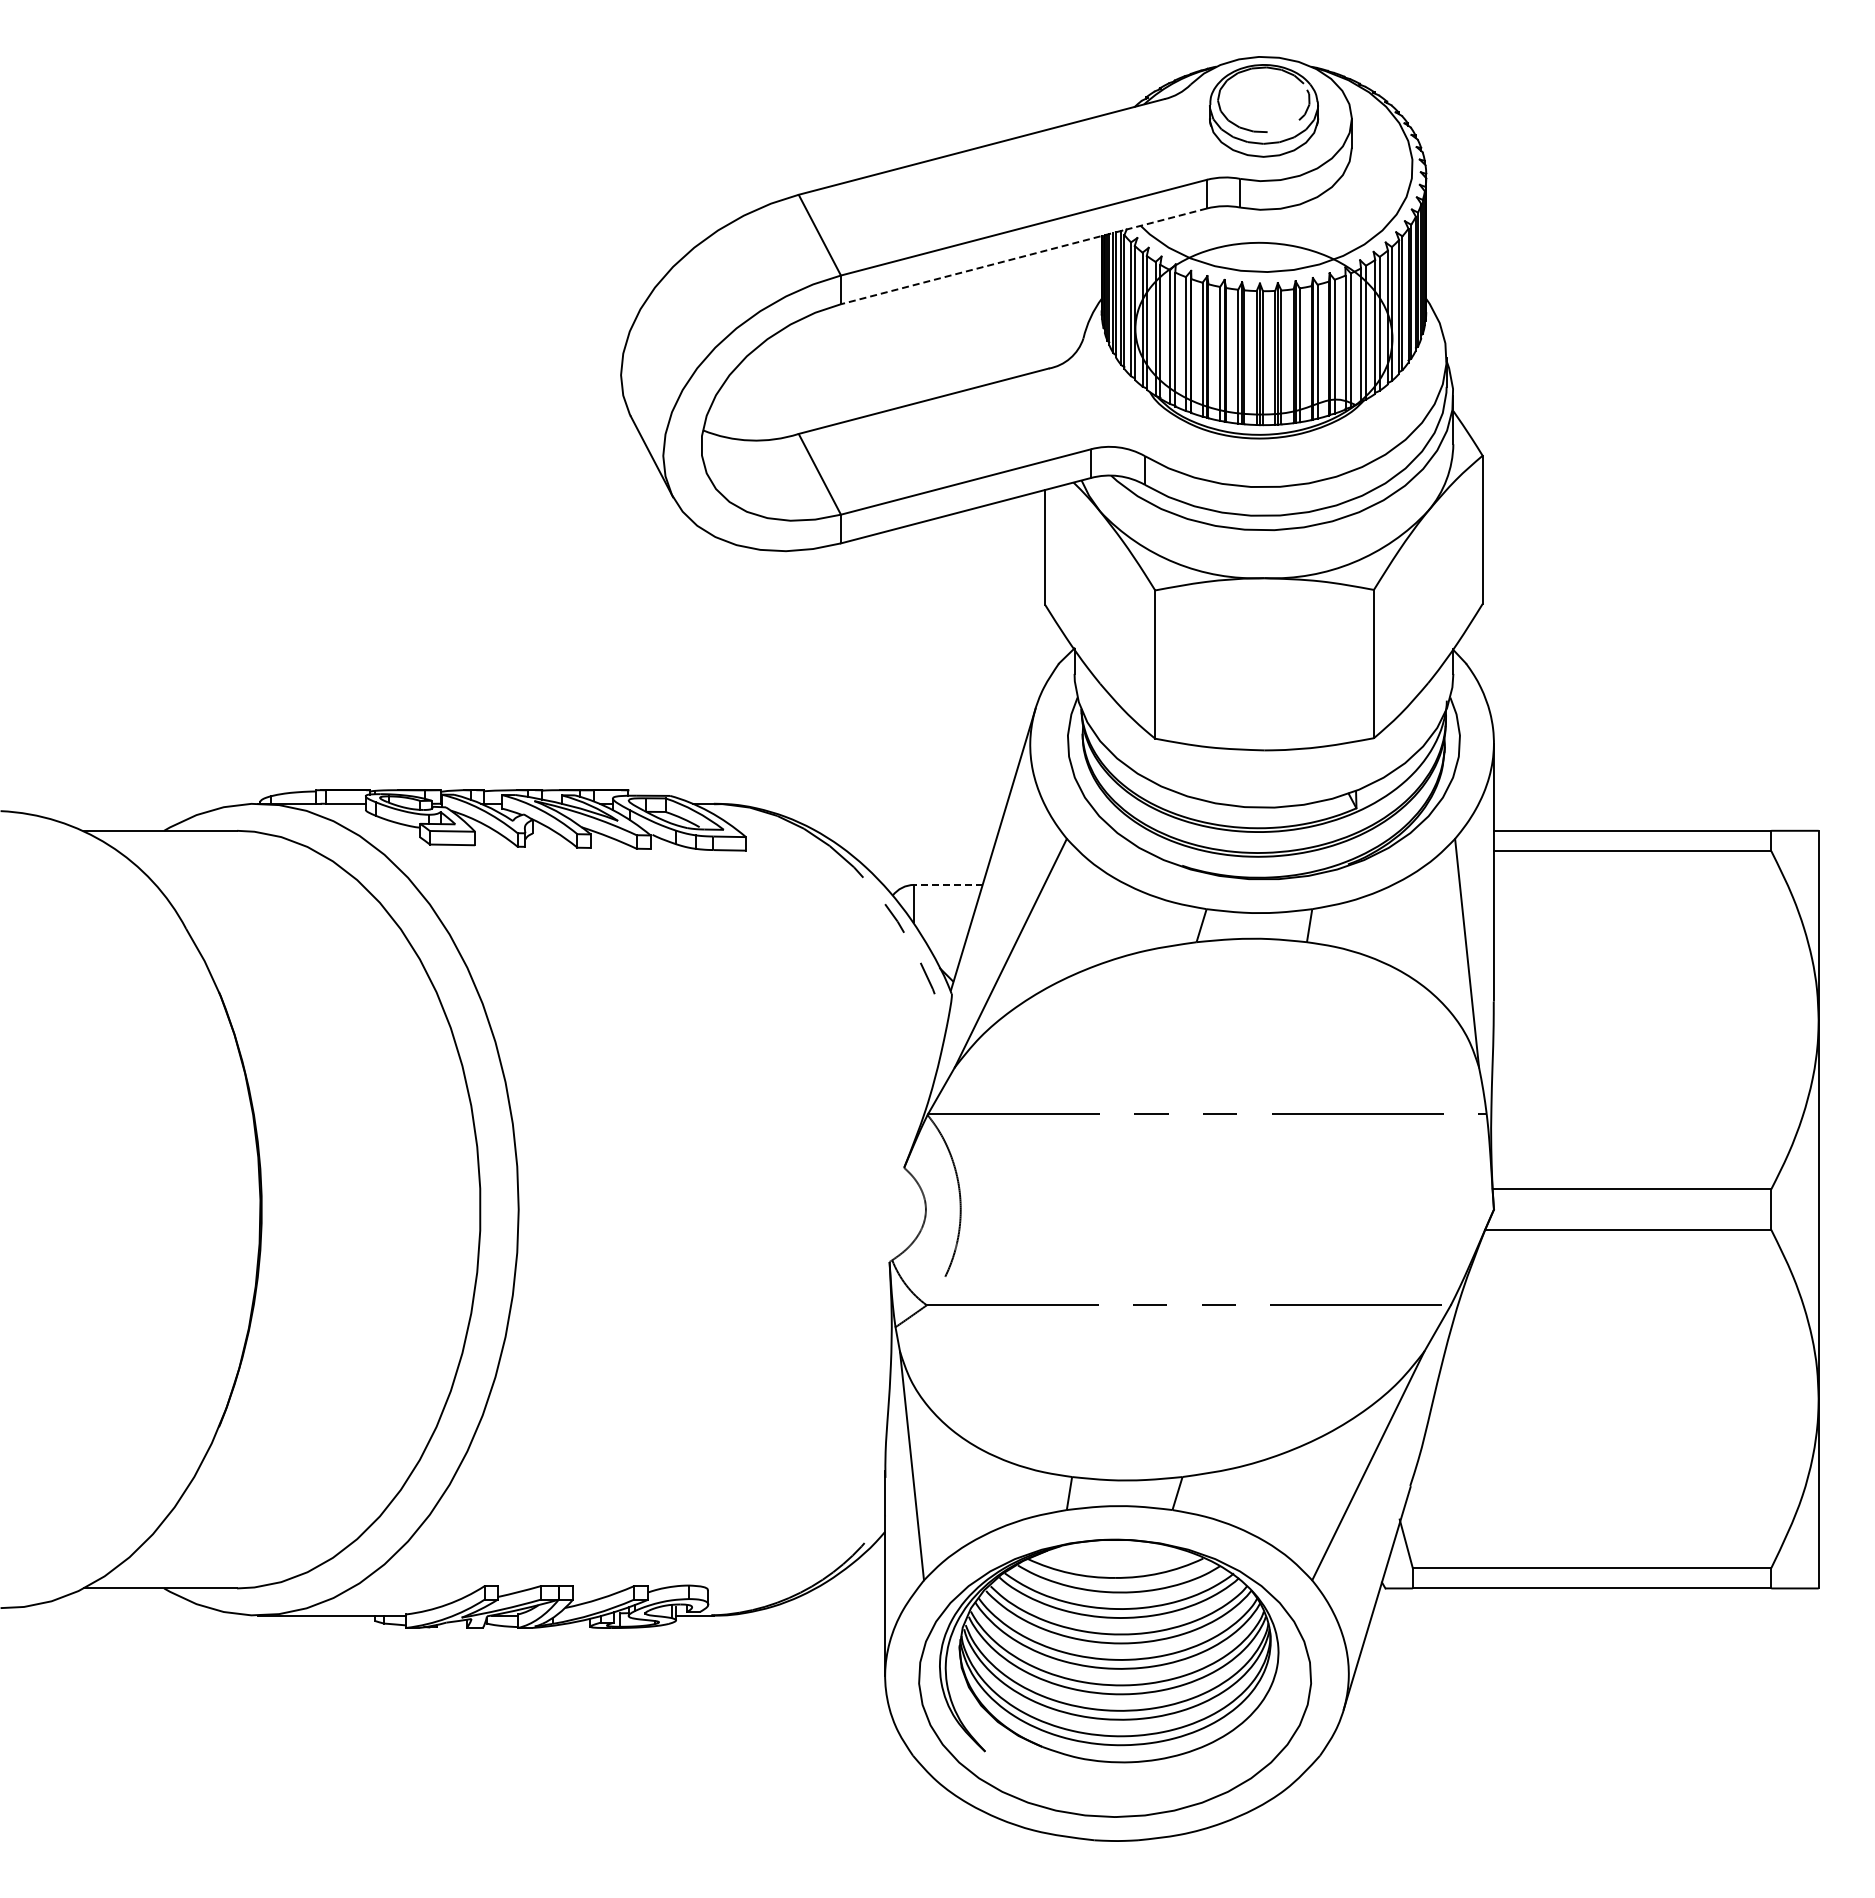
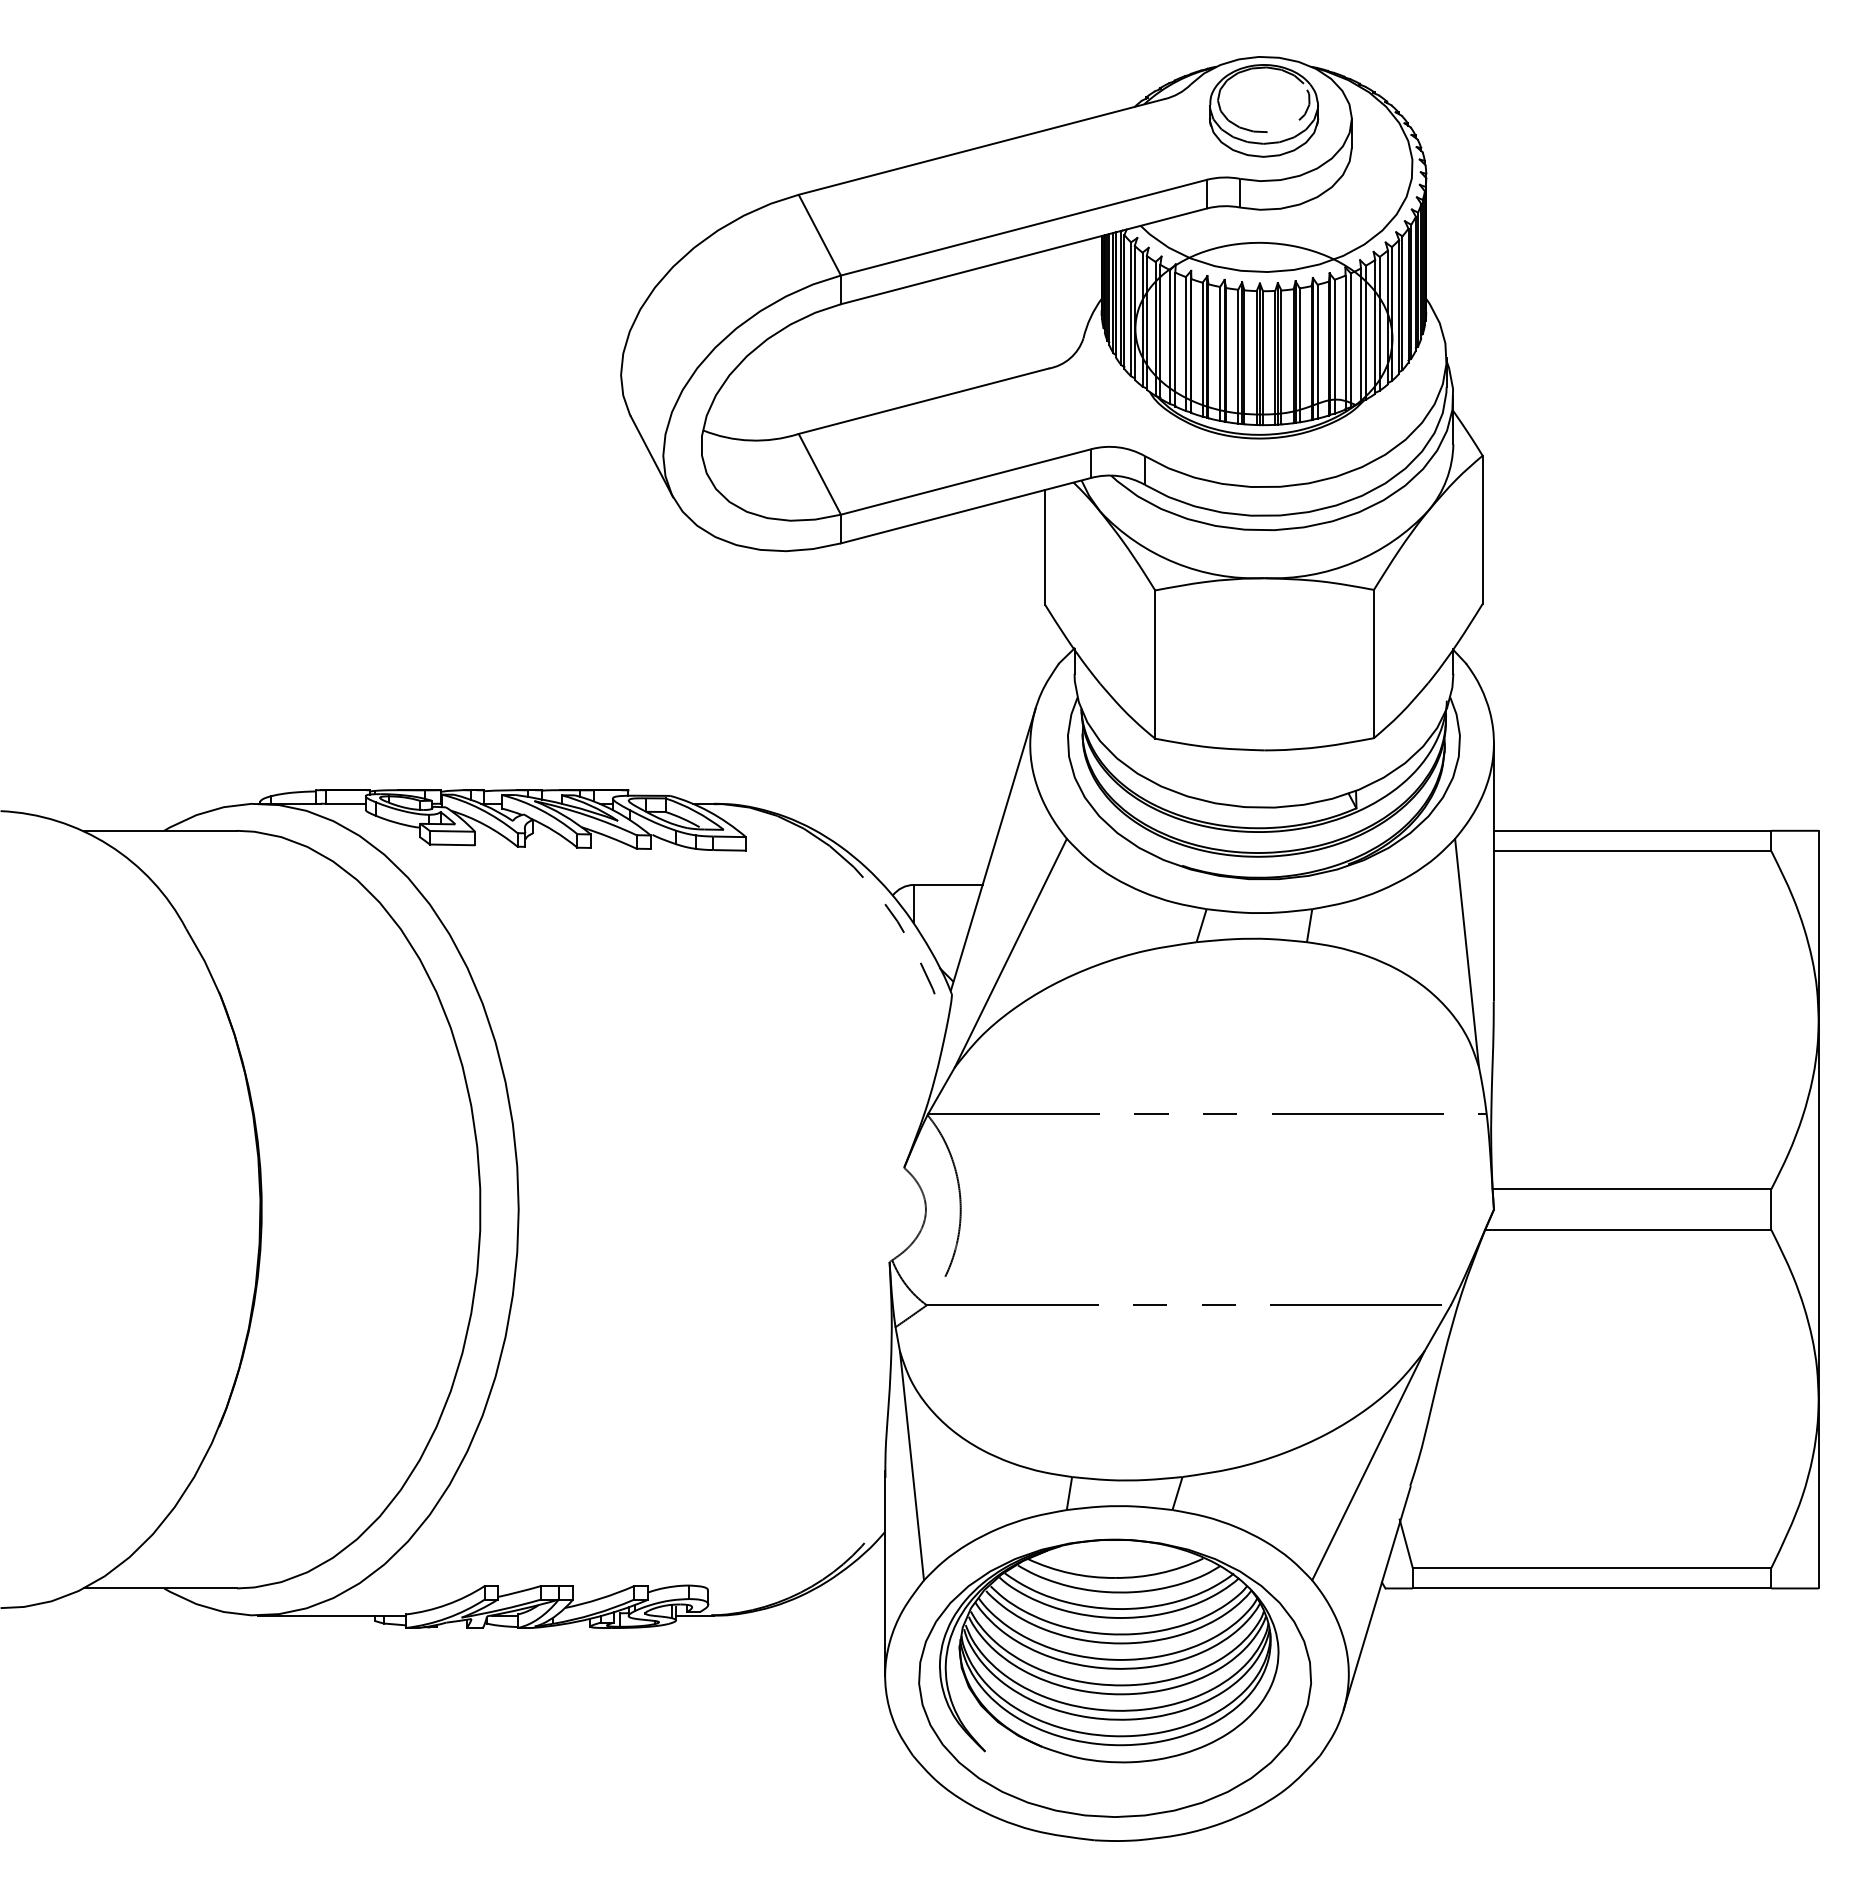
line: dashed -> solid (1023, 256)
line: dashed -> solid (947, 884)
